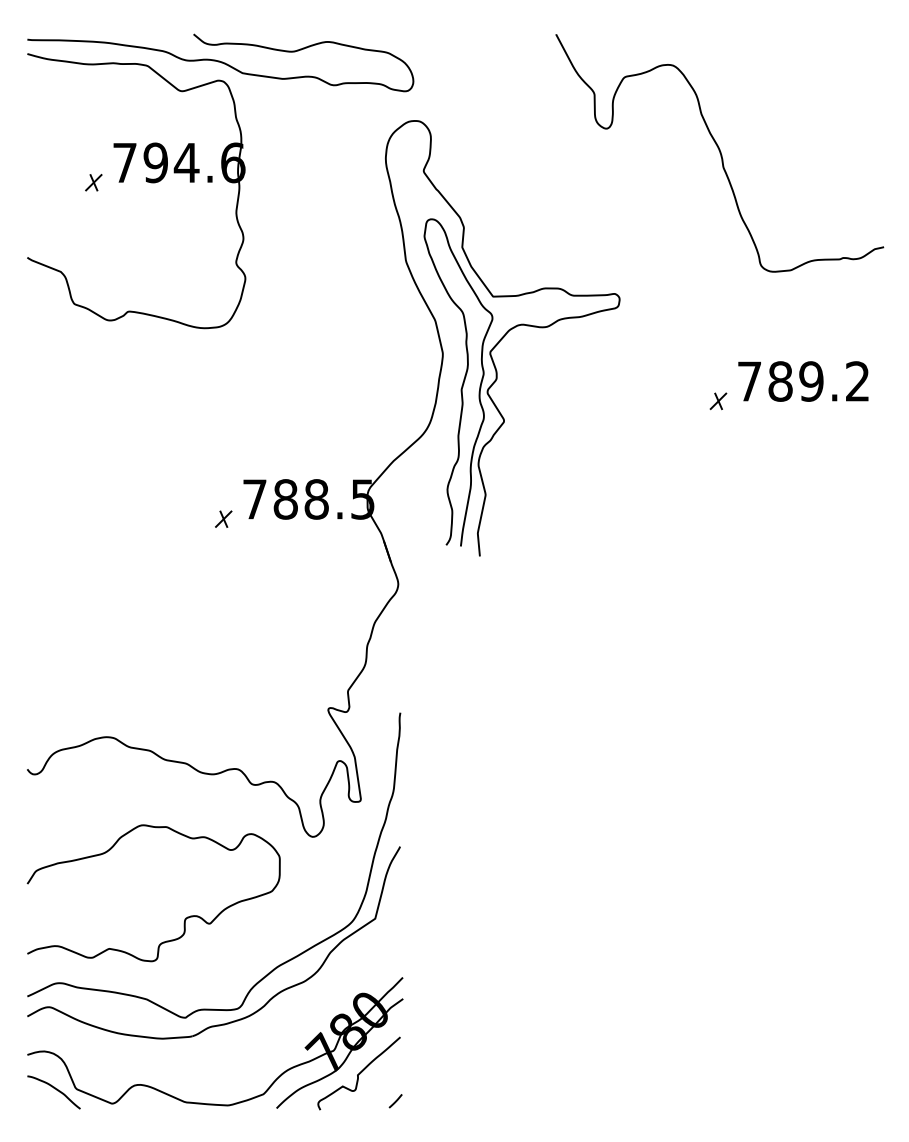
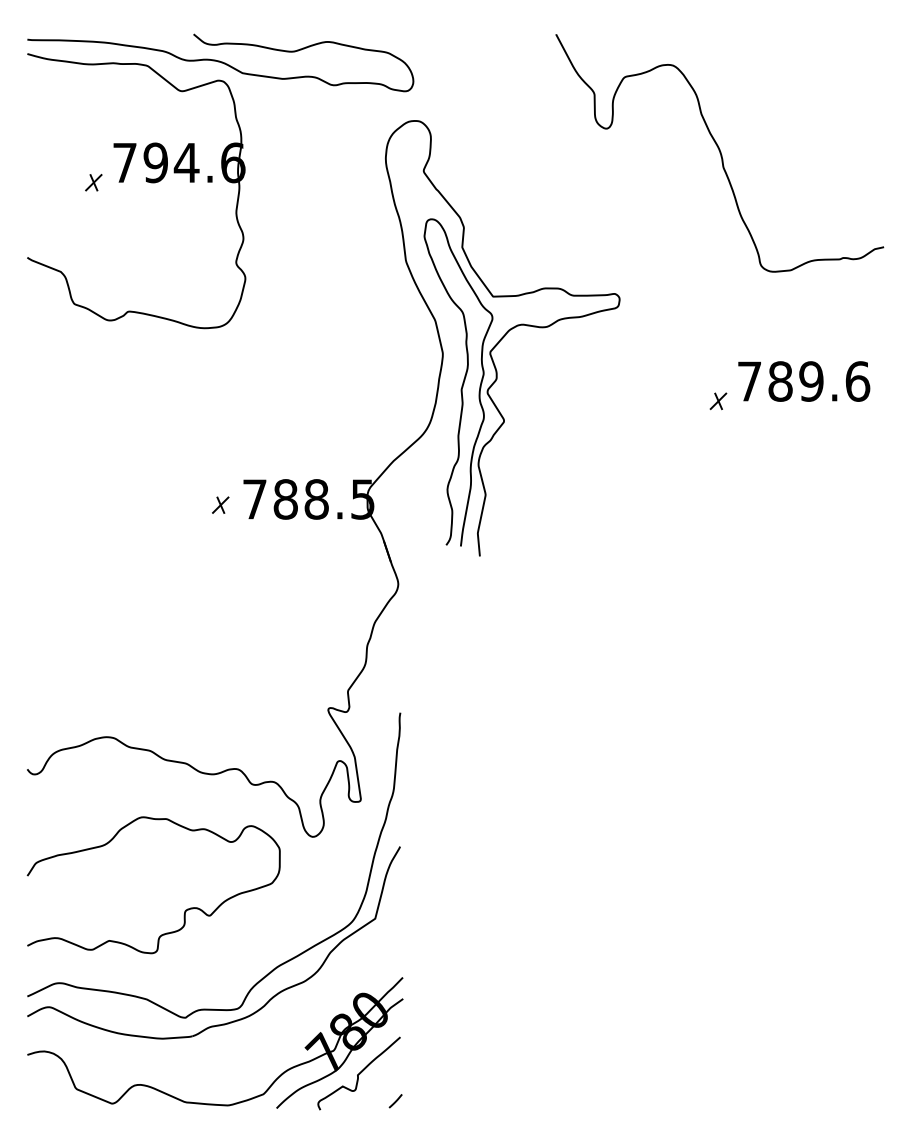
text: 789.2 -> 789.6 (857, 381)
part position: (223, 518) -> (220, 504) (220, 504)
curve position: (185, 917) -> (185, 909) (185, 909)
curve: present -> none (54, 1089)
